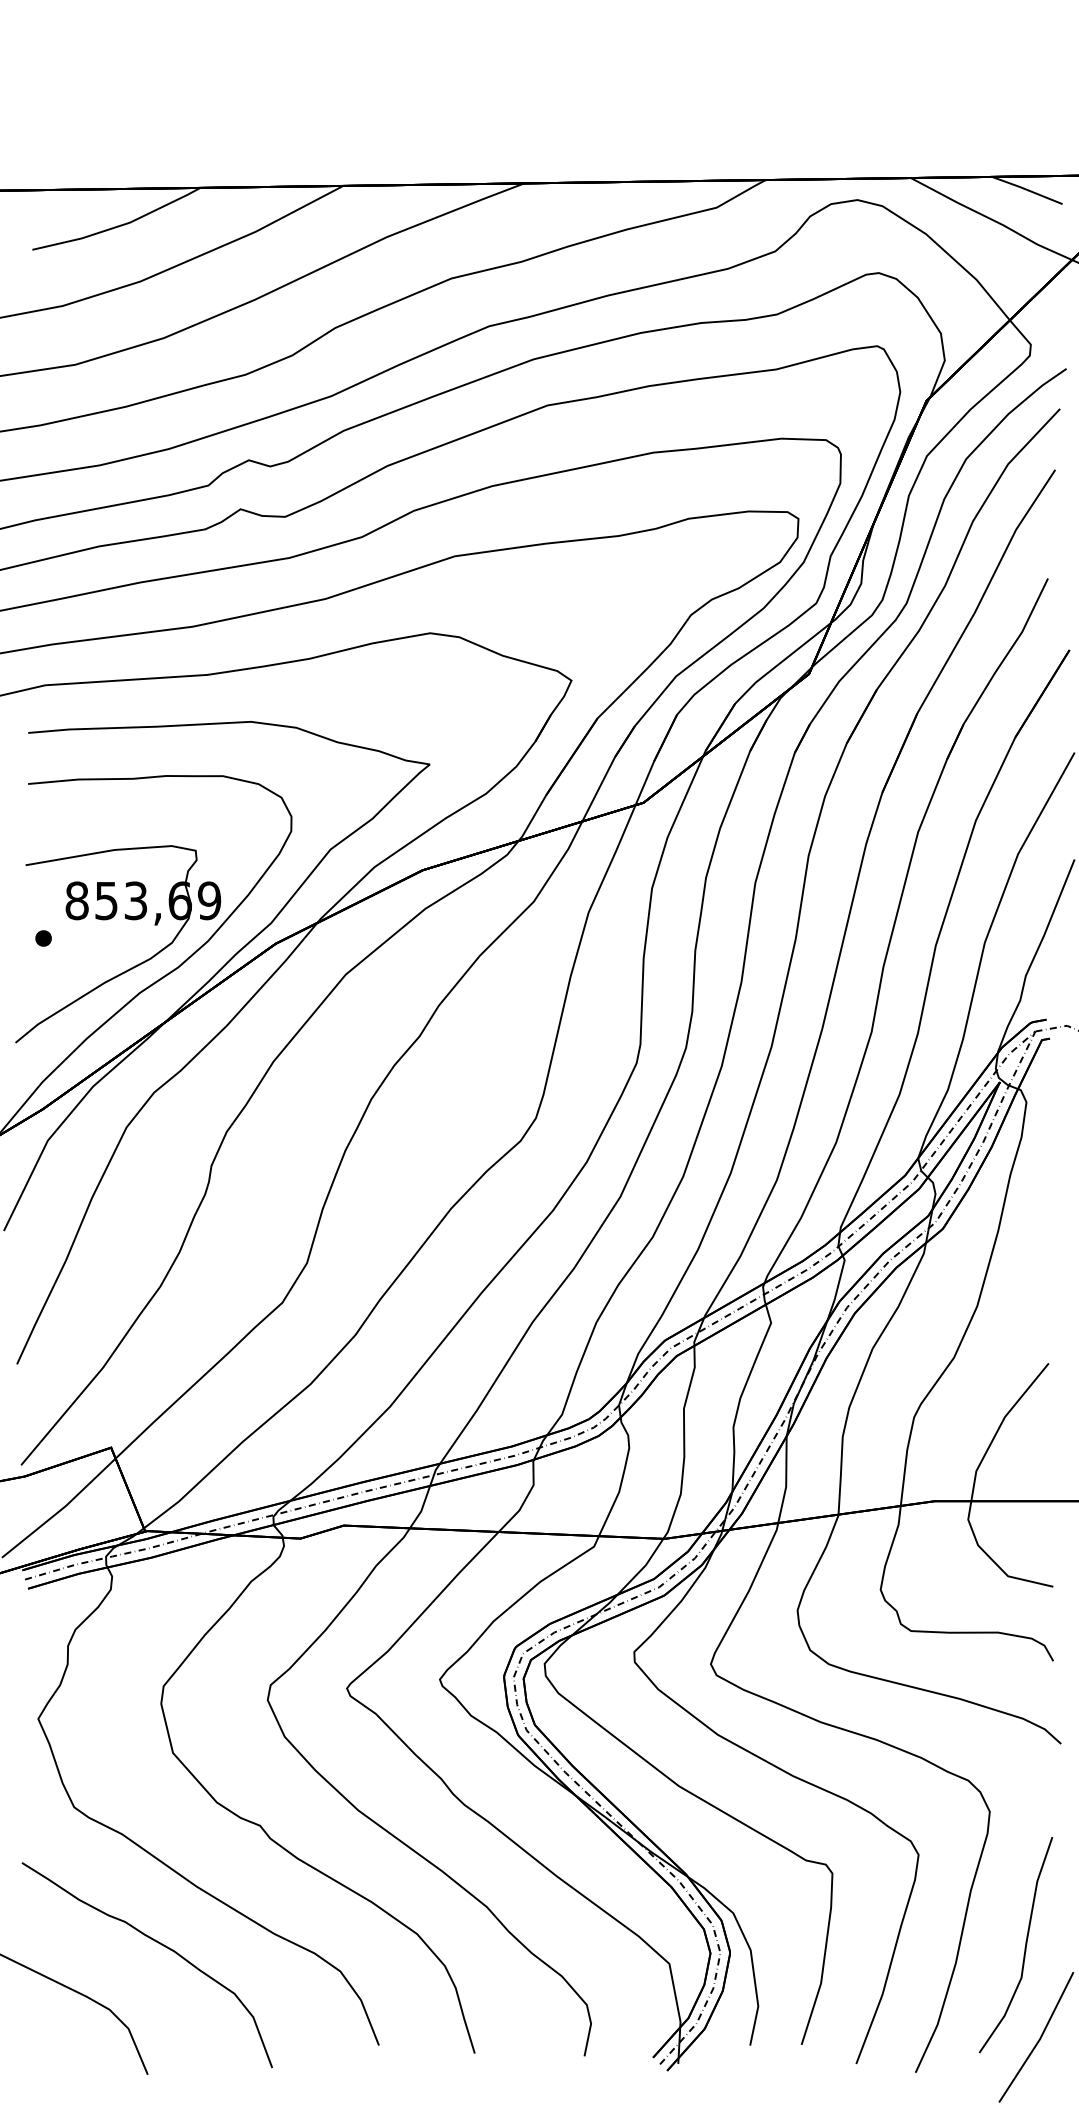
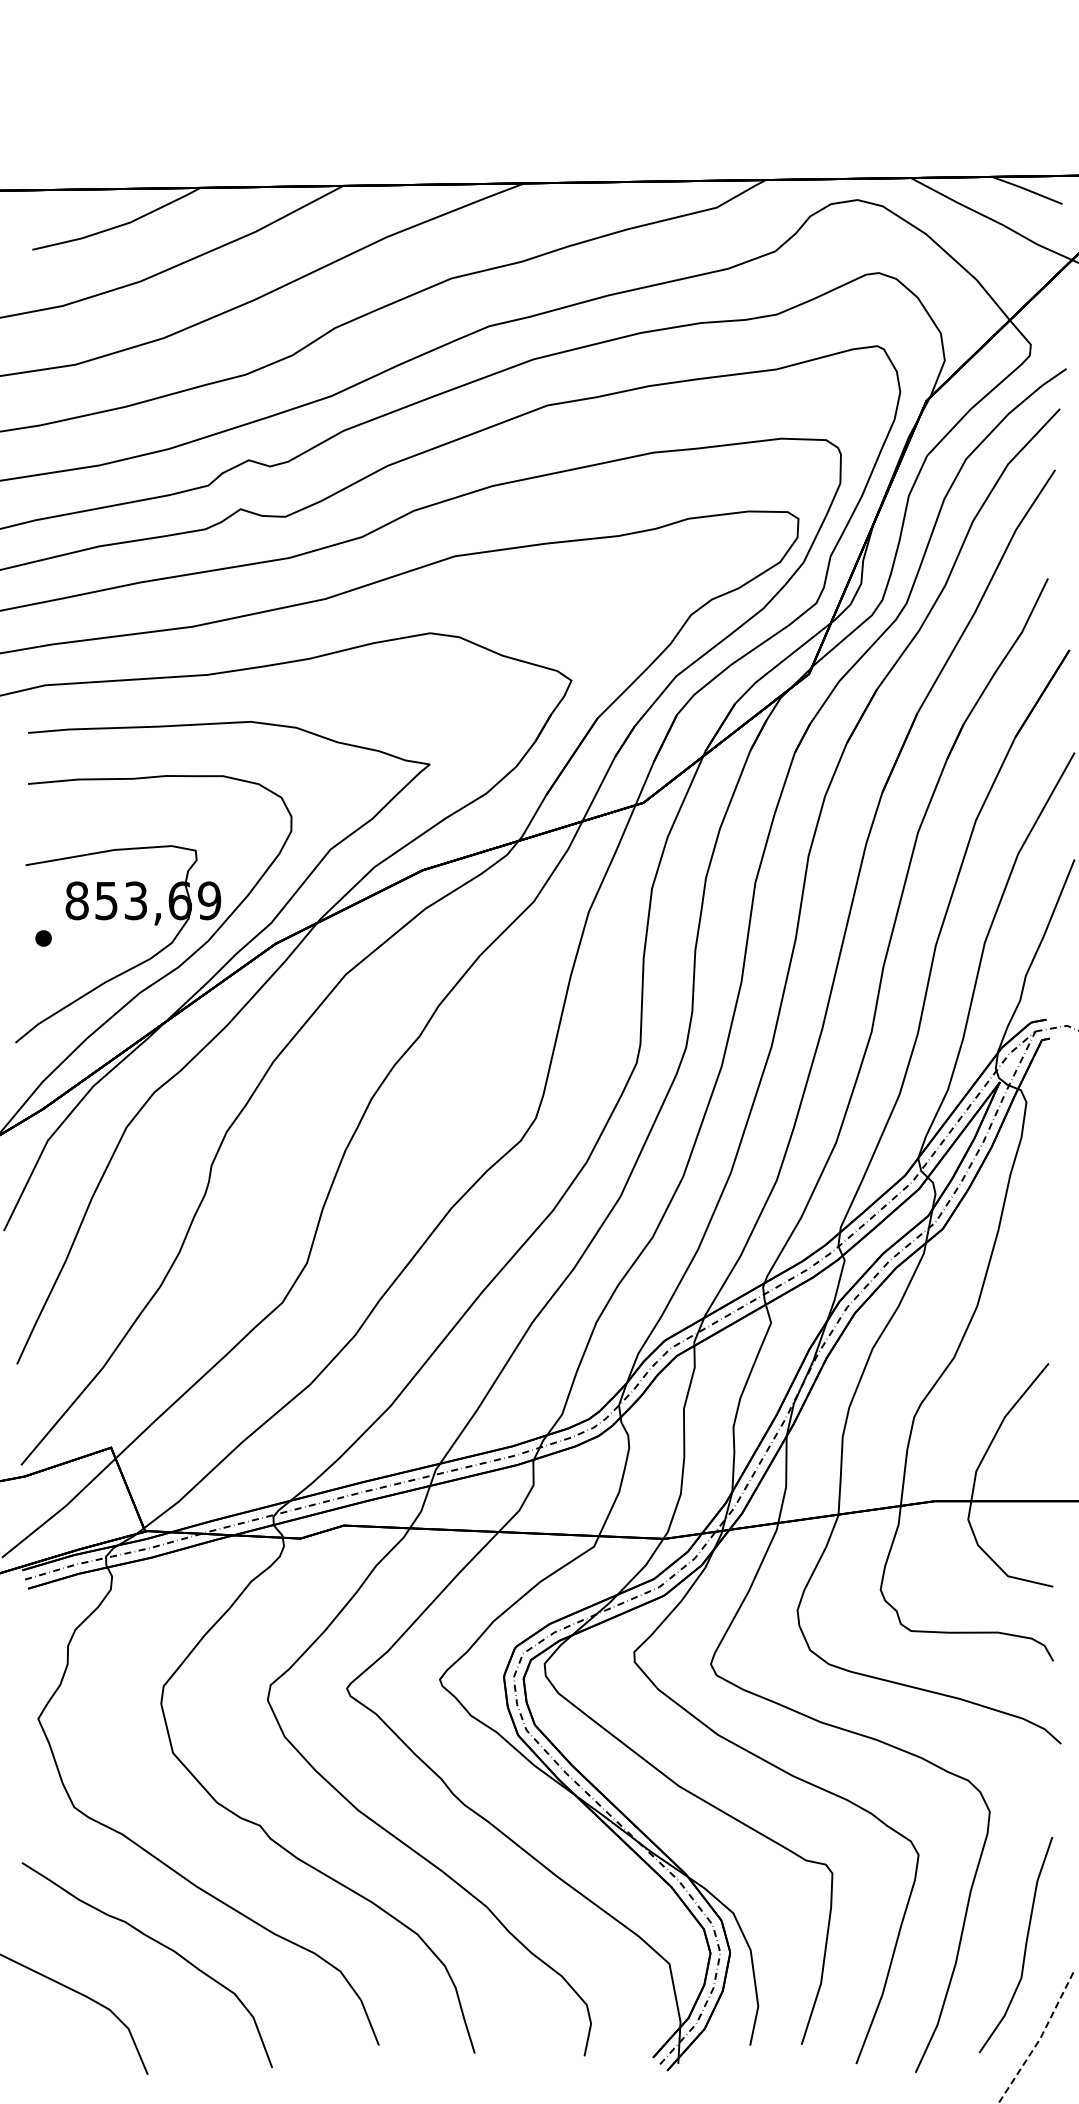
line: solid -> dashed (1040, 2039)
